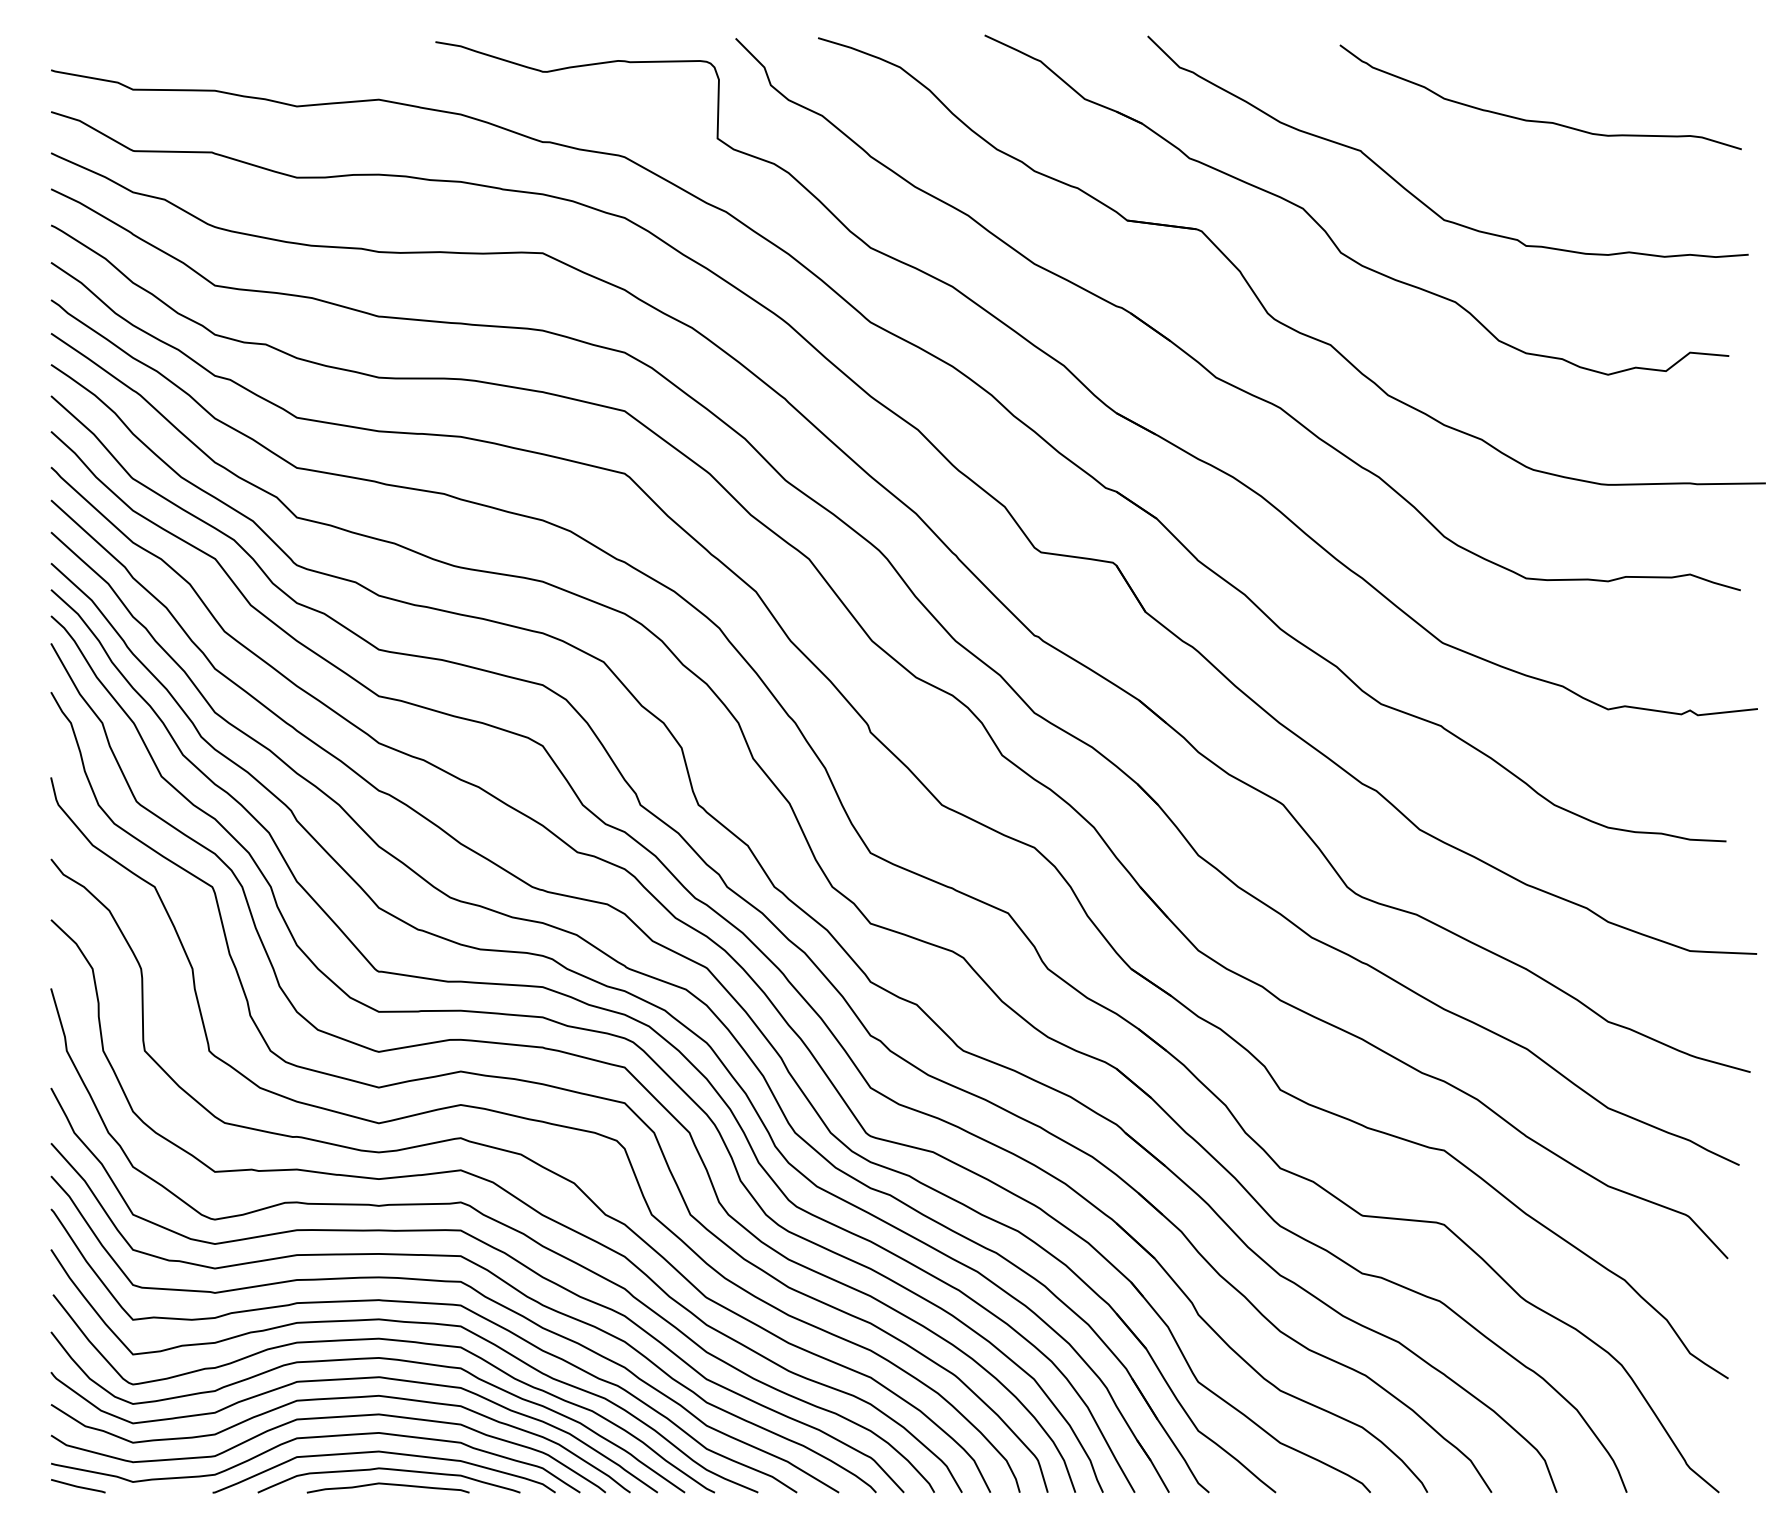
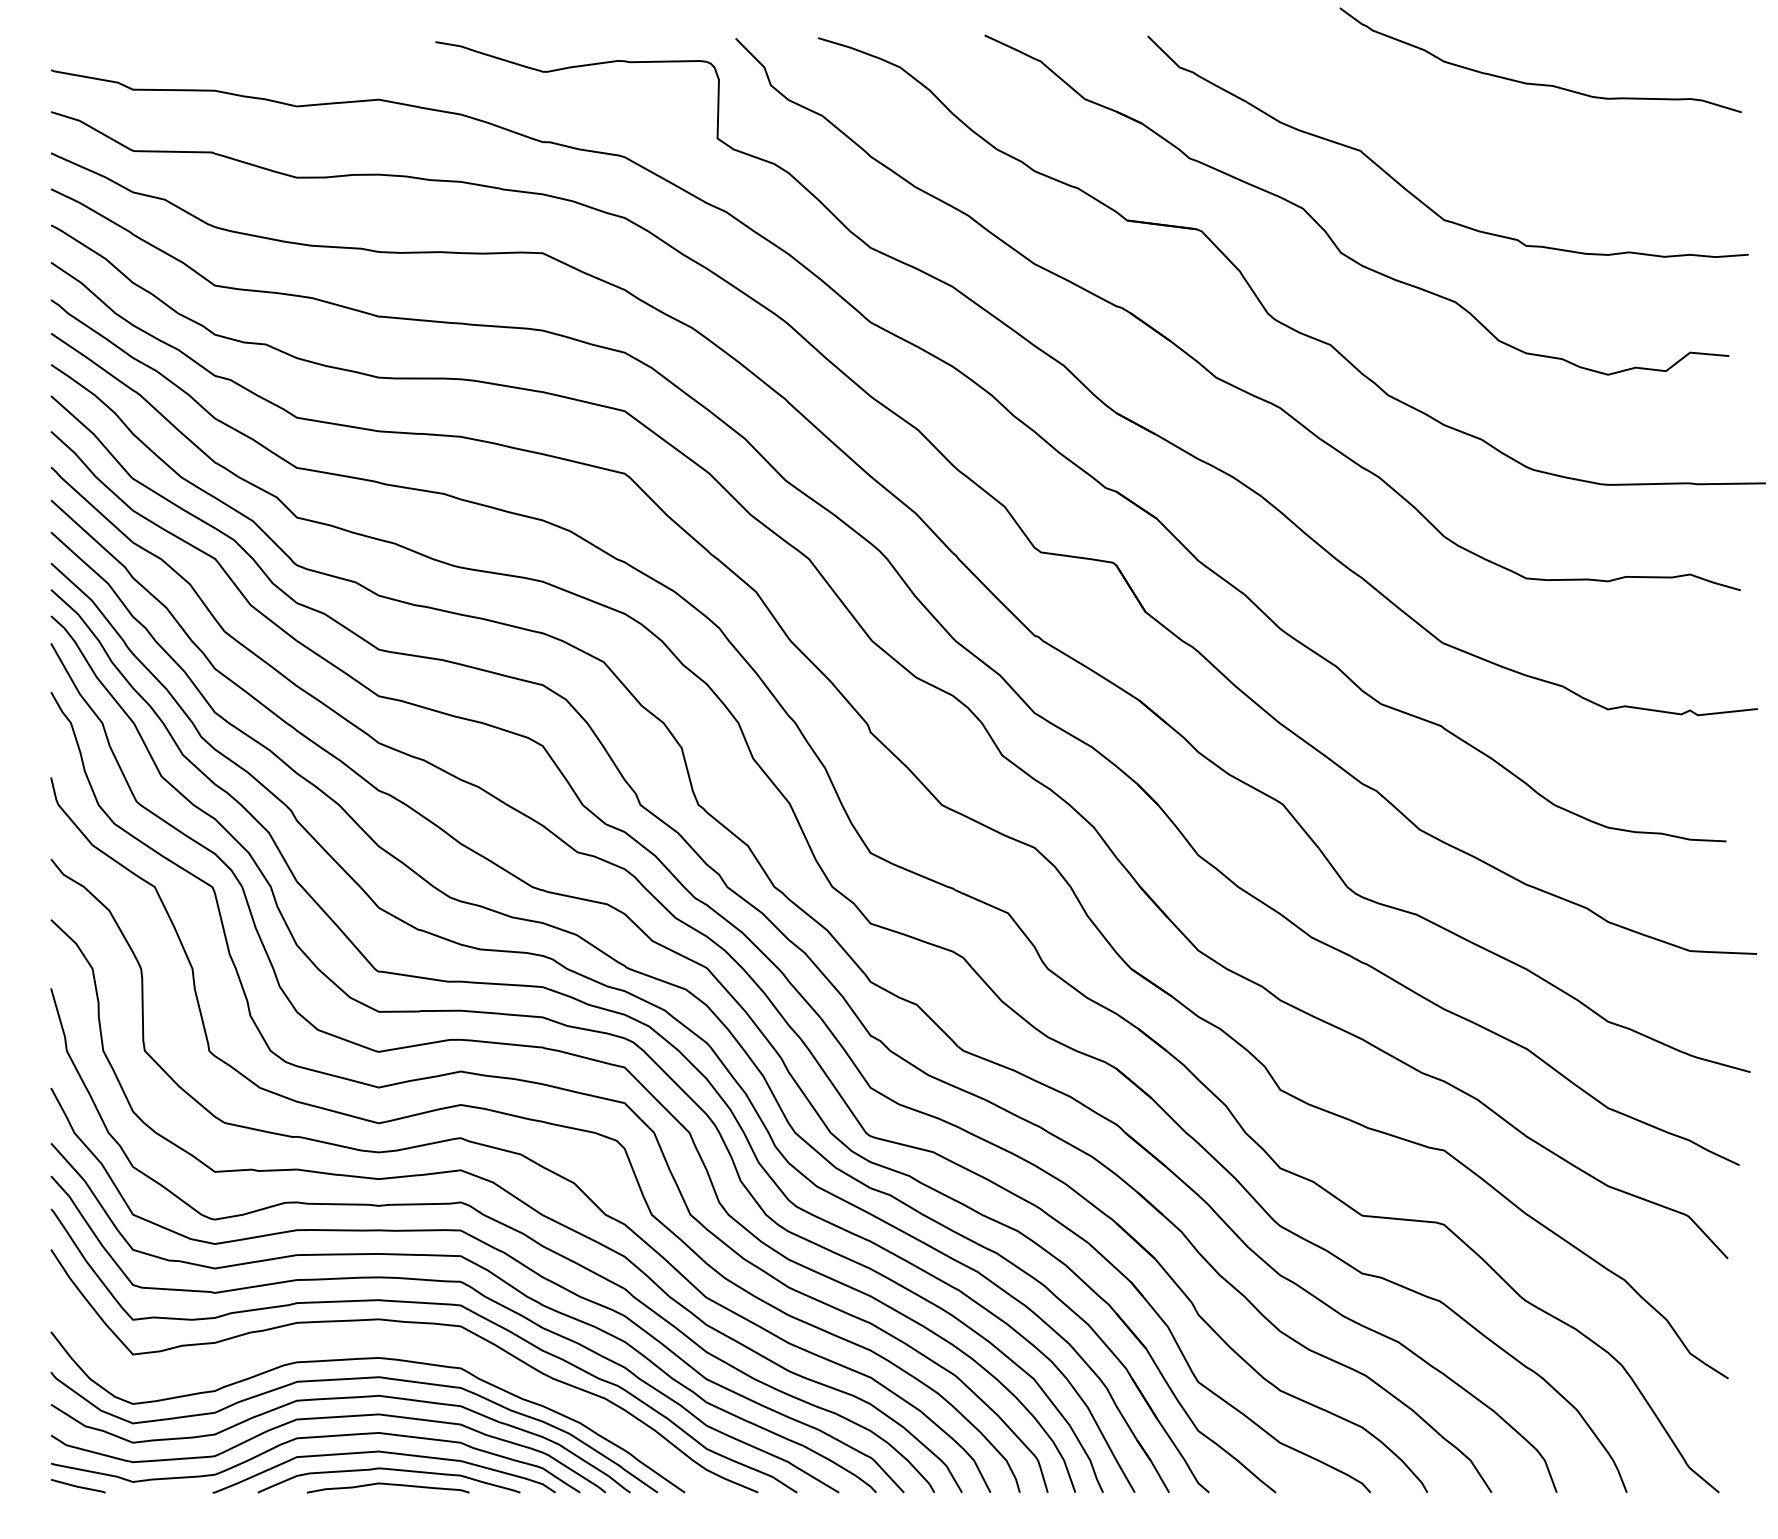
curve position: (1539, 120) -> (1539, 83) (1539, 83)
curve: present -> none (384, 1340)
